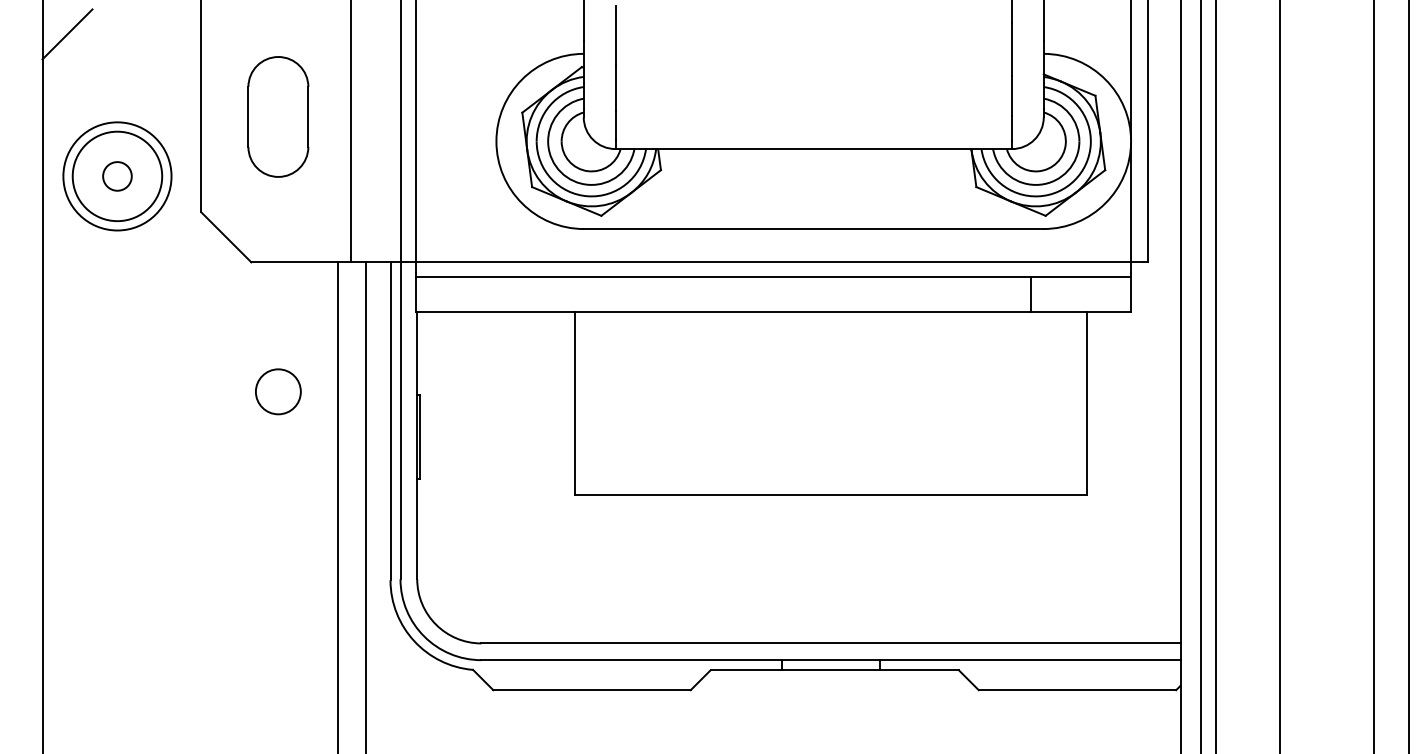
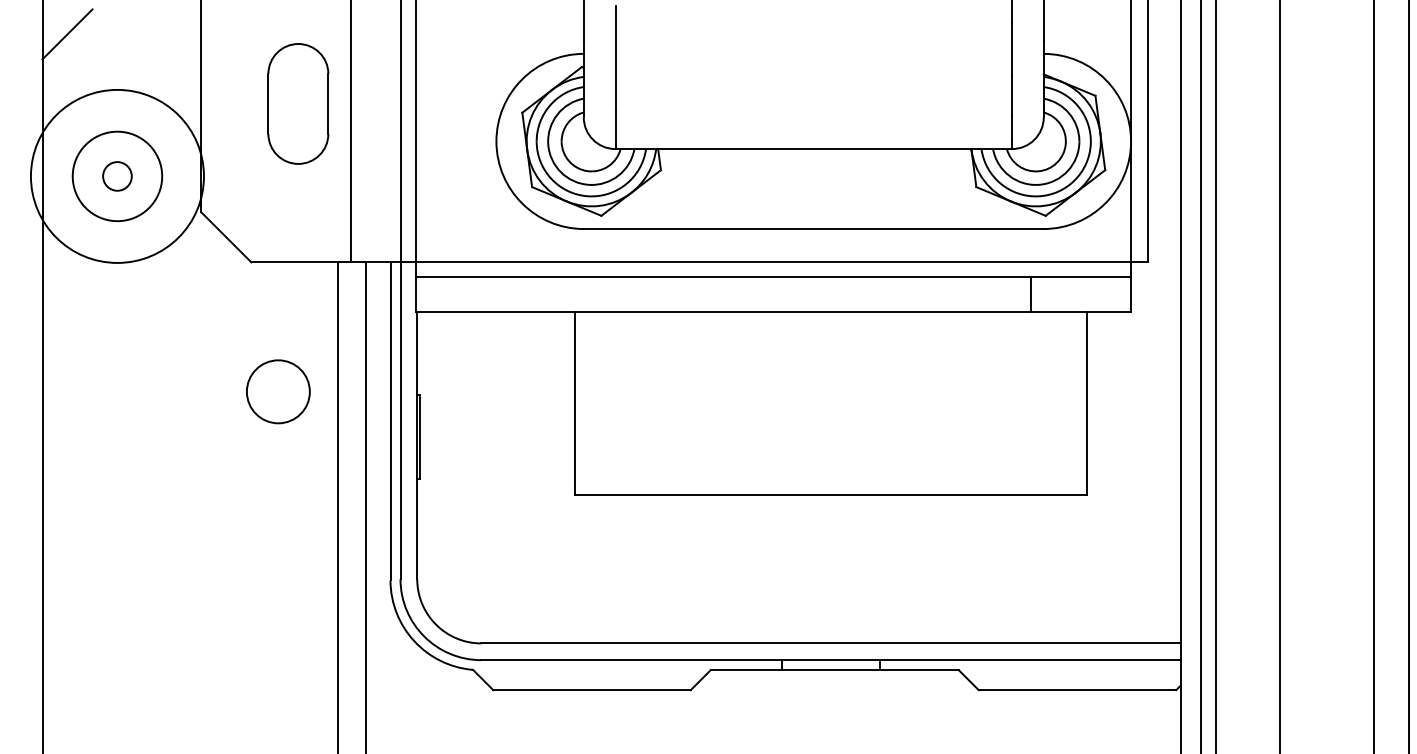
part position: (278, 116) -> (298, 103) (298, 103)
circle diameter: 108 px -> 173 px (116, 175)
circle diameter: 45 px -> 63 px (277, 391)
